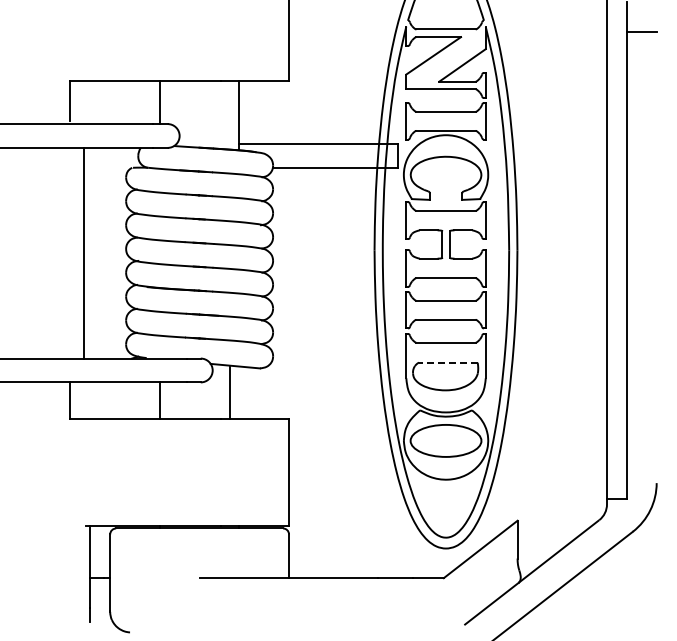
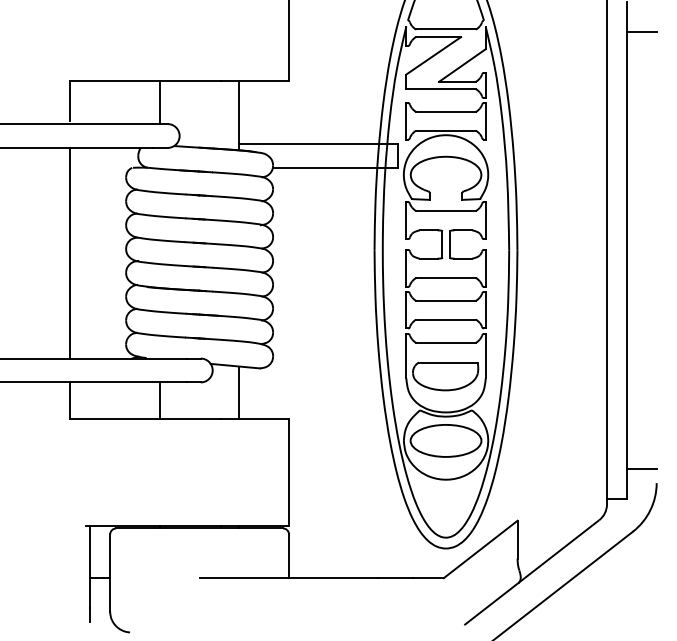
line position: (84, 252) -> (70, 252) (70, 252)
line: dashed -> solid (447, 362)
line position: (230, 392) -> (239, 392) (239, 392)
line: none -> present (641, 468)
